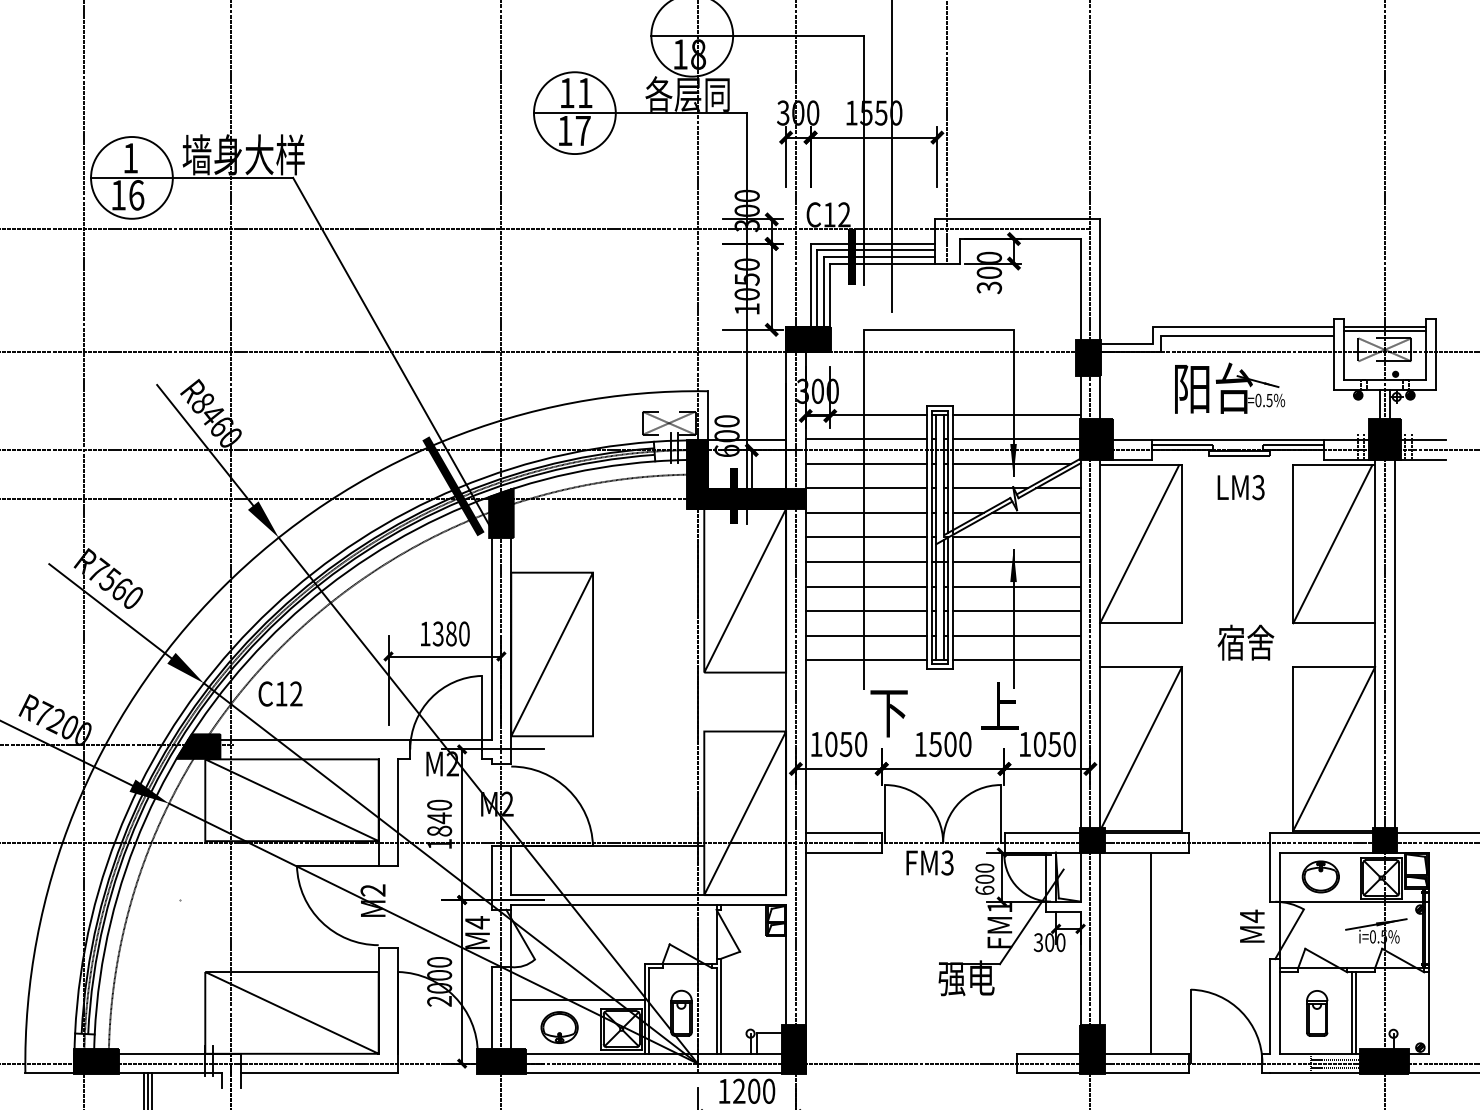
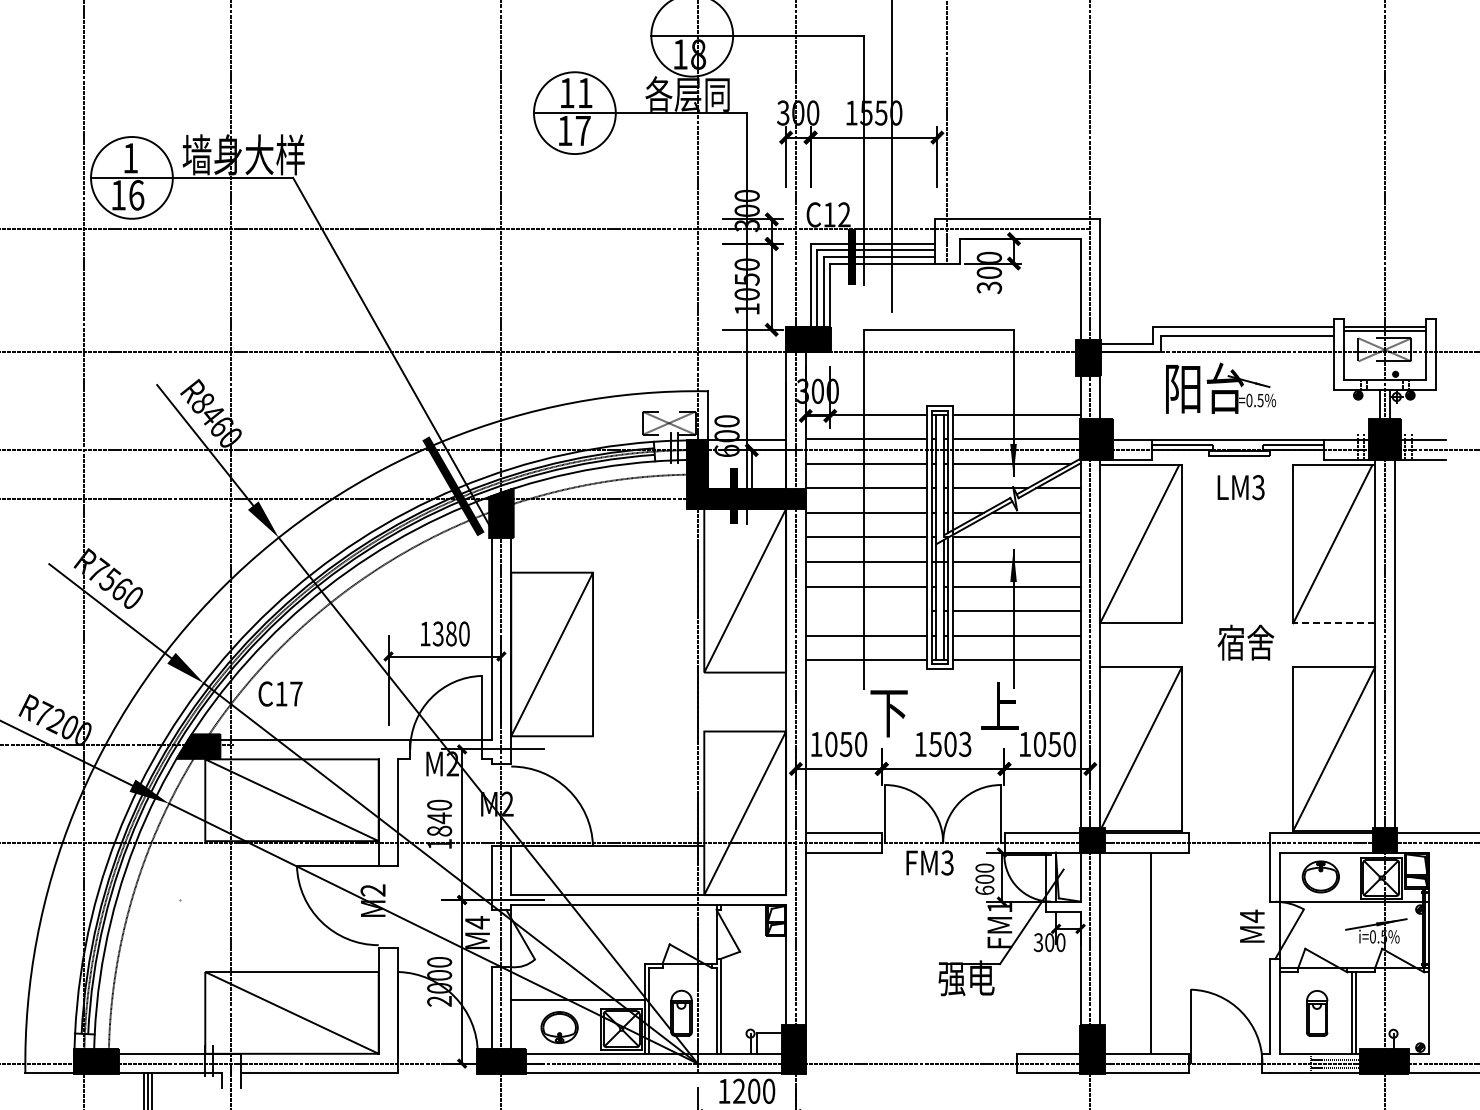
part position: (1230, 387) -> (1221, 387) (1221, 387)
line: present -> none (866, 611)
line: solid -> dashed (1334, 623)
text: C12 -> C17 (296, 693)
text: 1500 -> 1503 (965, 744)
